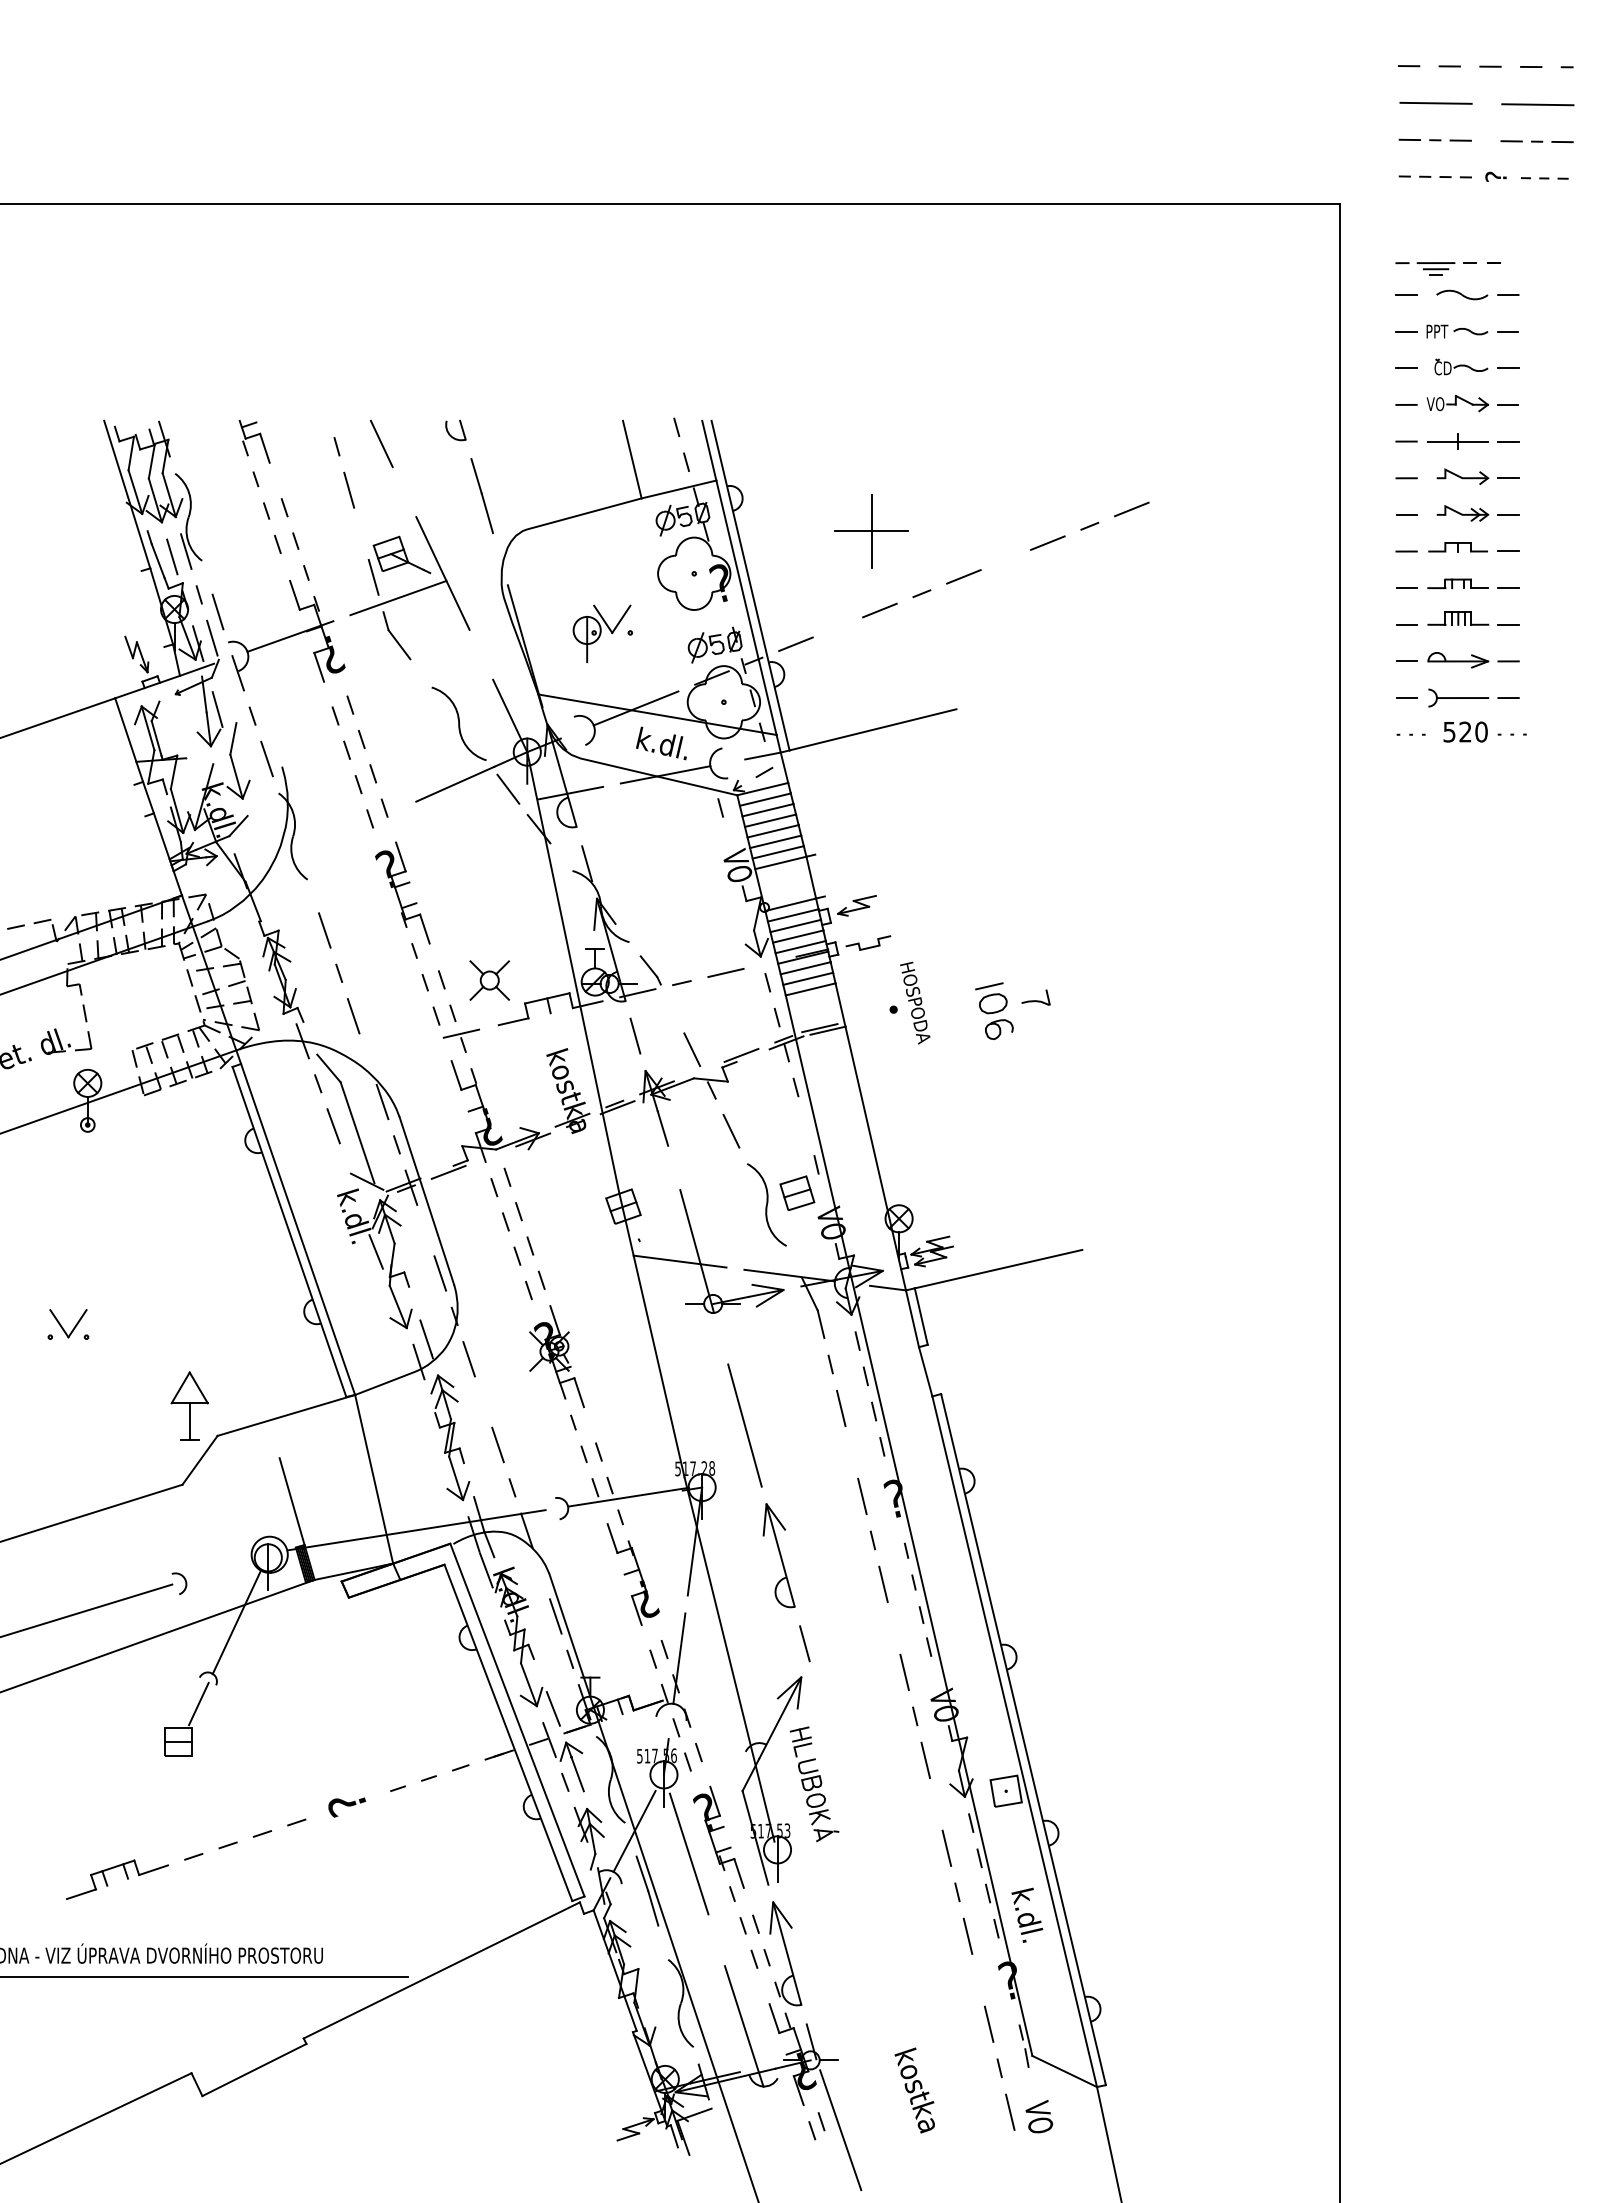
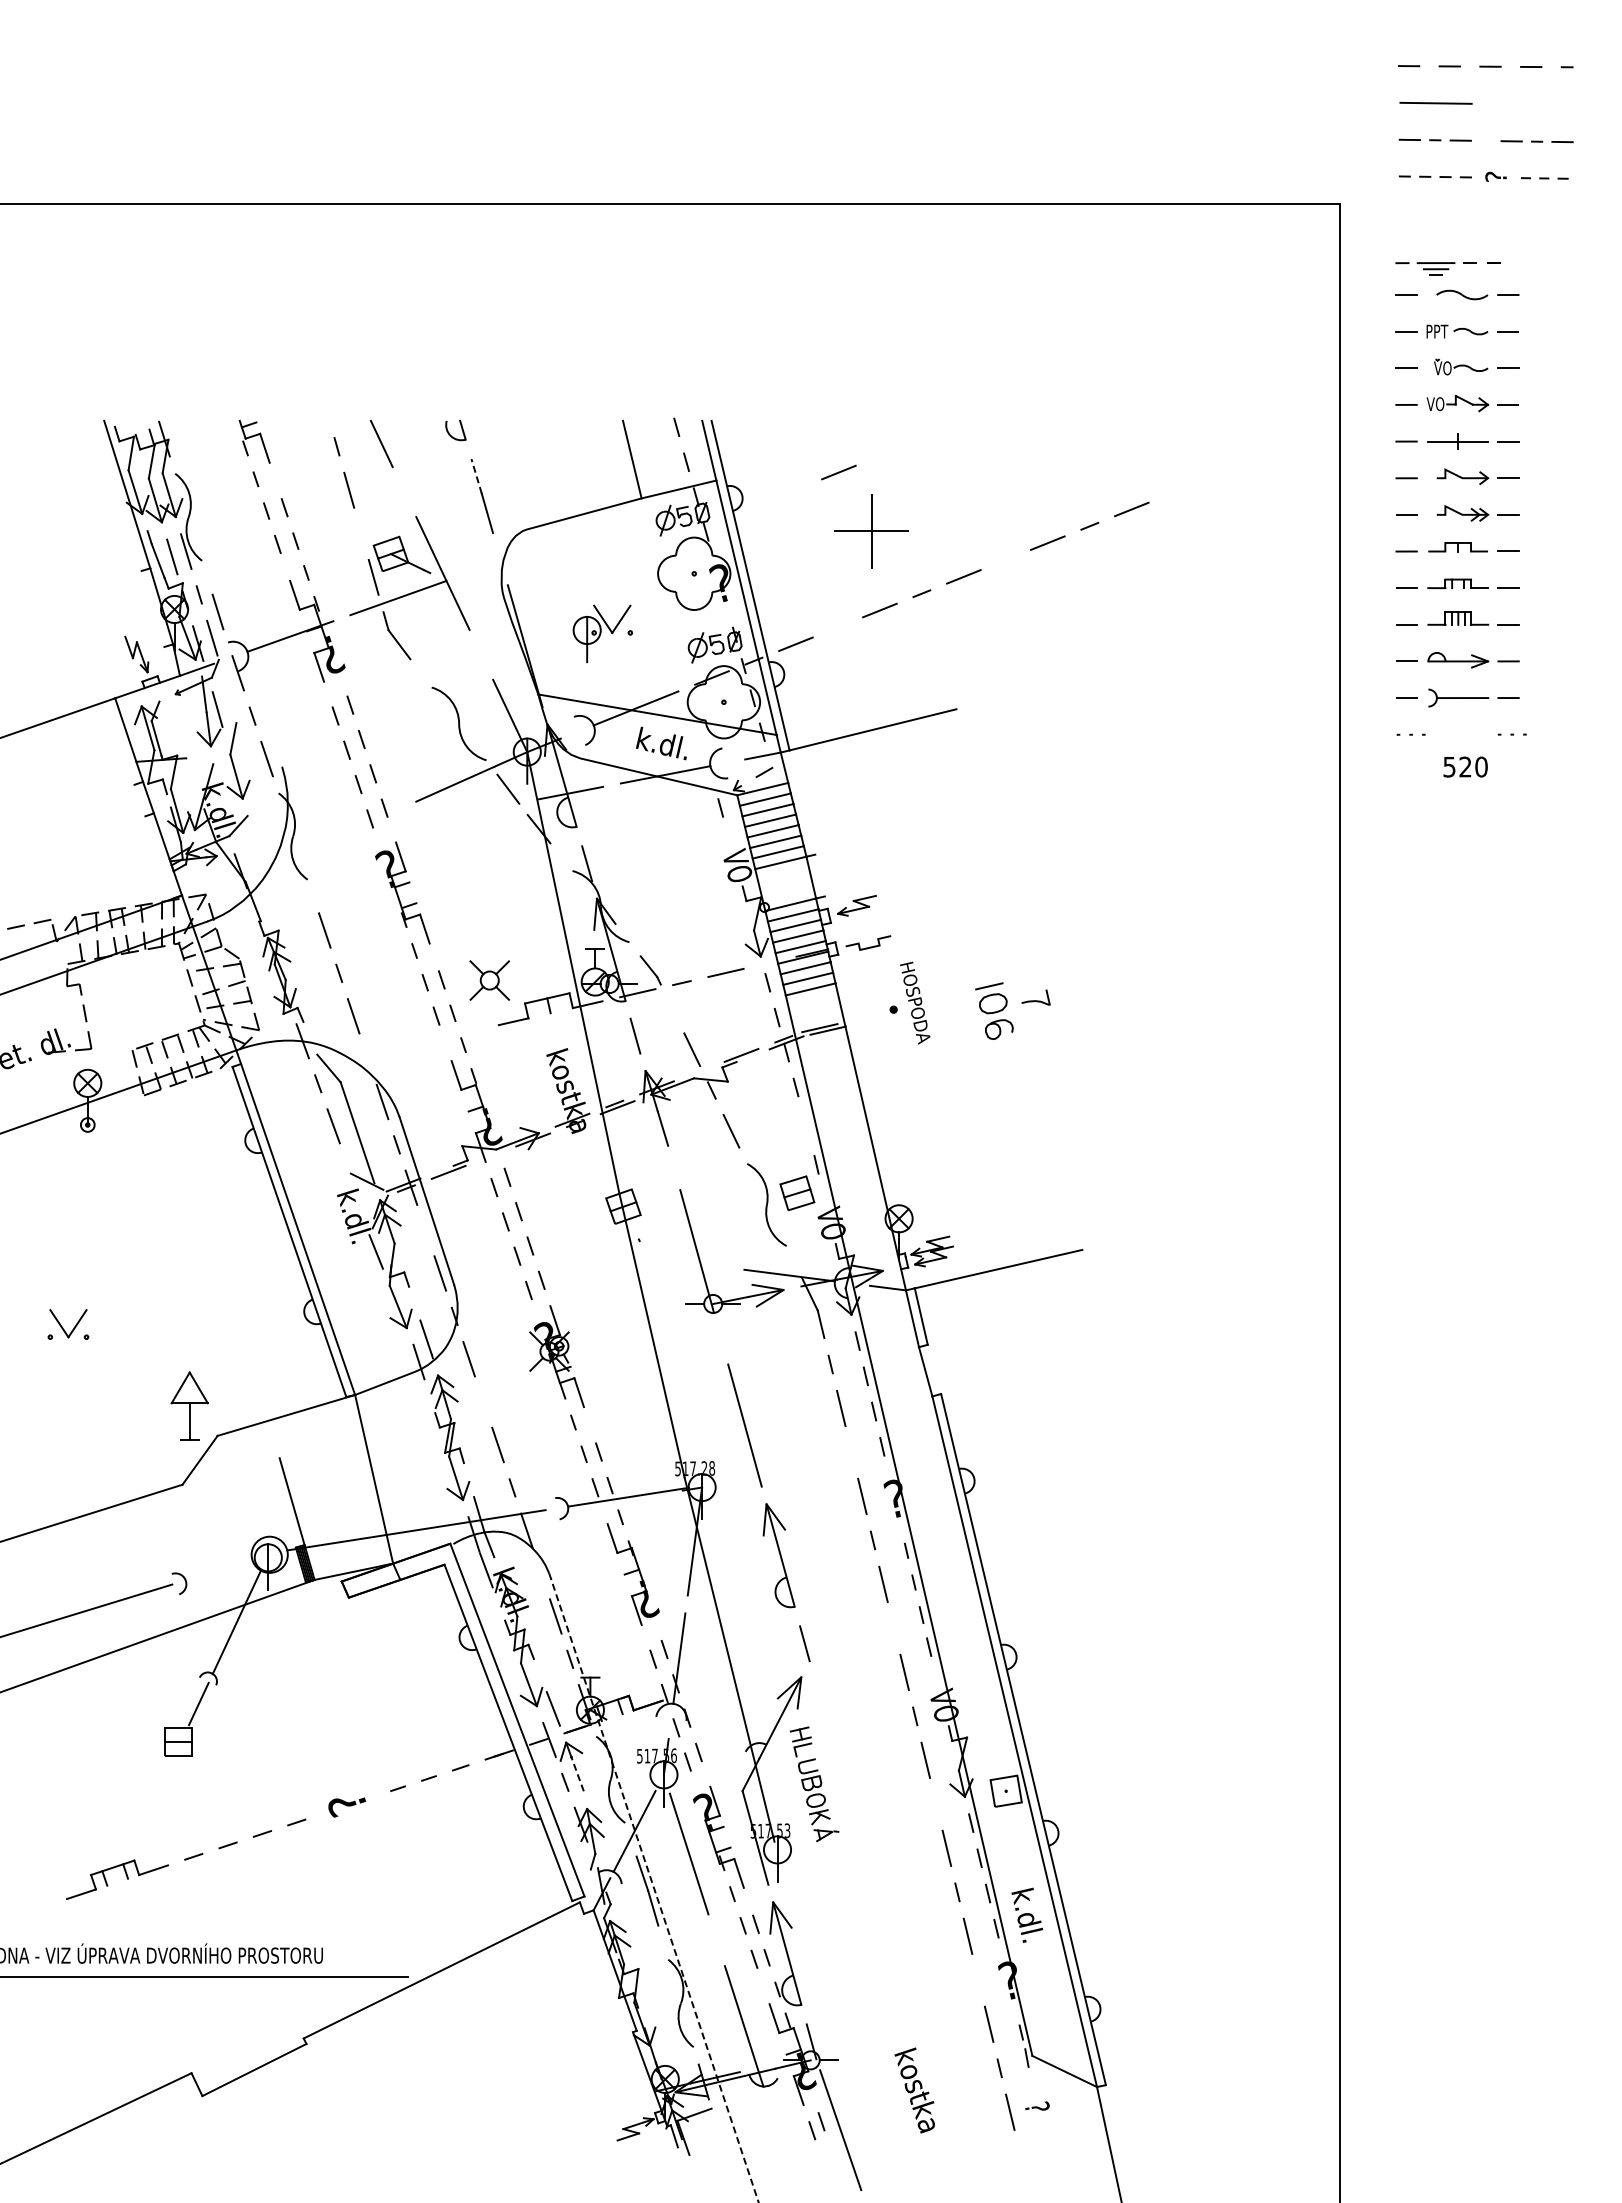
line: present -> none (1537, 104)
text: CD -> VO (1442, 368)
line: none -> present (838, 472)
line: solid -> dashed (476, 475)
text position: (1465, 731) -> (1465, 766) (1465, 766)
line: present -> none (461, 1033)
line: present -> none (679, 1261)
line: solid -> dashed (577, 1773)
line: solid -> dashed (653, 1887)
text: VO -> ? (1039, 2116)
